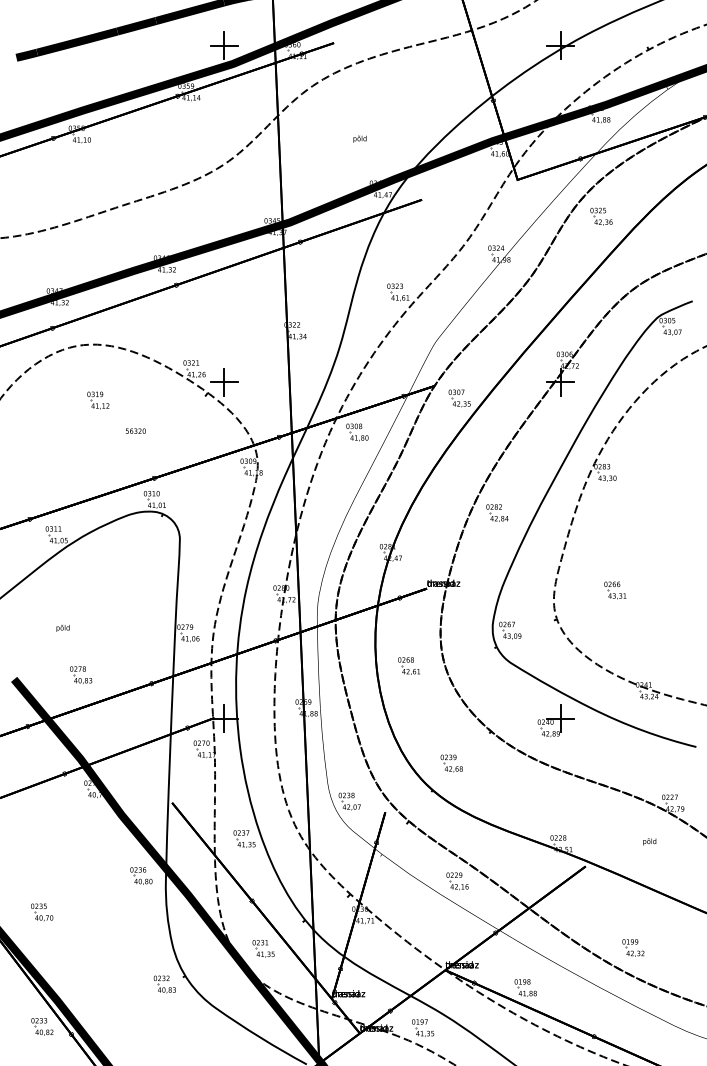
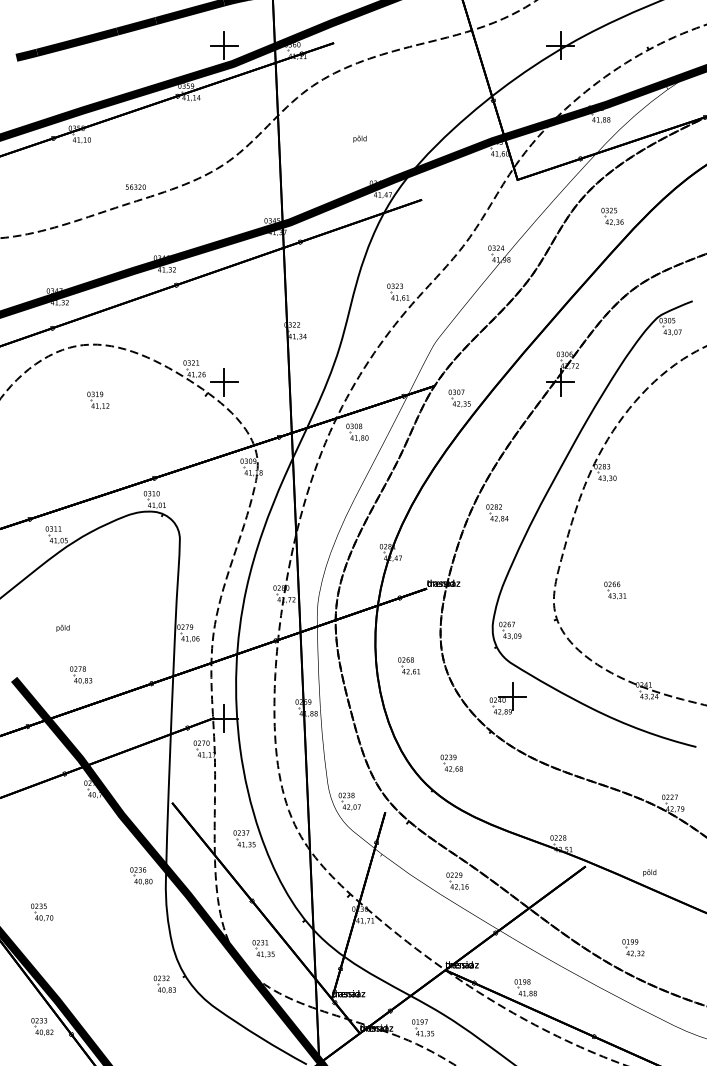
part position: (601, 216) -> (612, 216) (612, 216)
text position: (135, 430) -> (135, 186) (135, 186)
part position: (555, 720) -> (507, 698) (507, 698)
text position: (649, 841) -> (649, 872) (649, 872)
